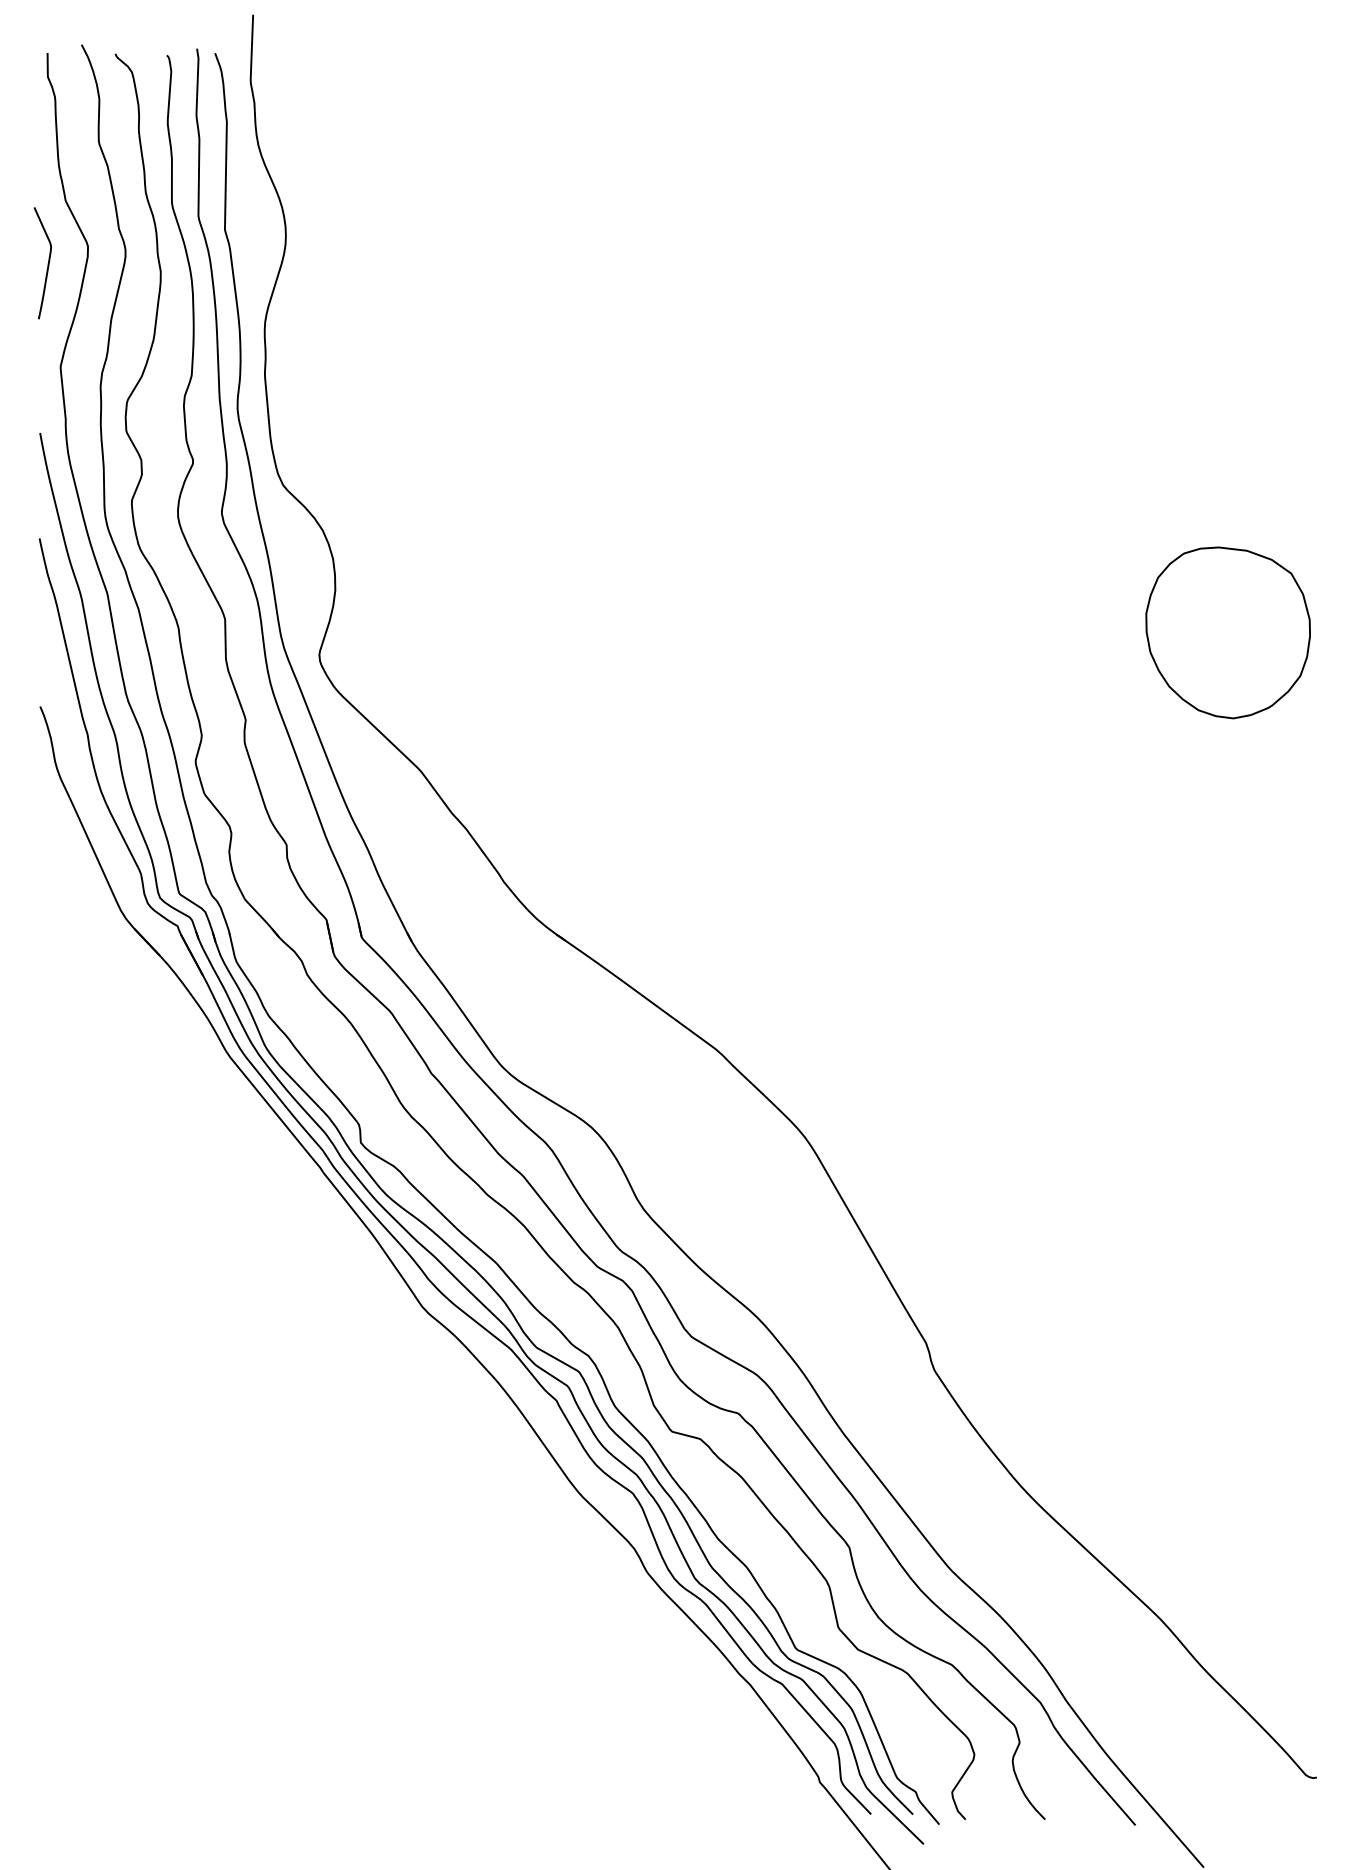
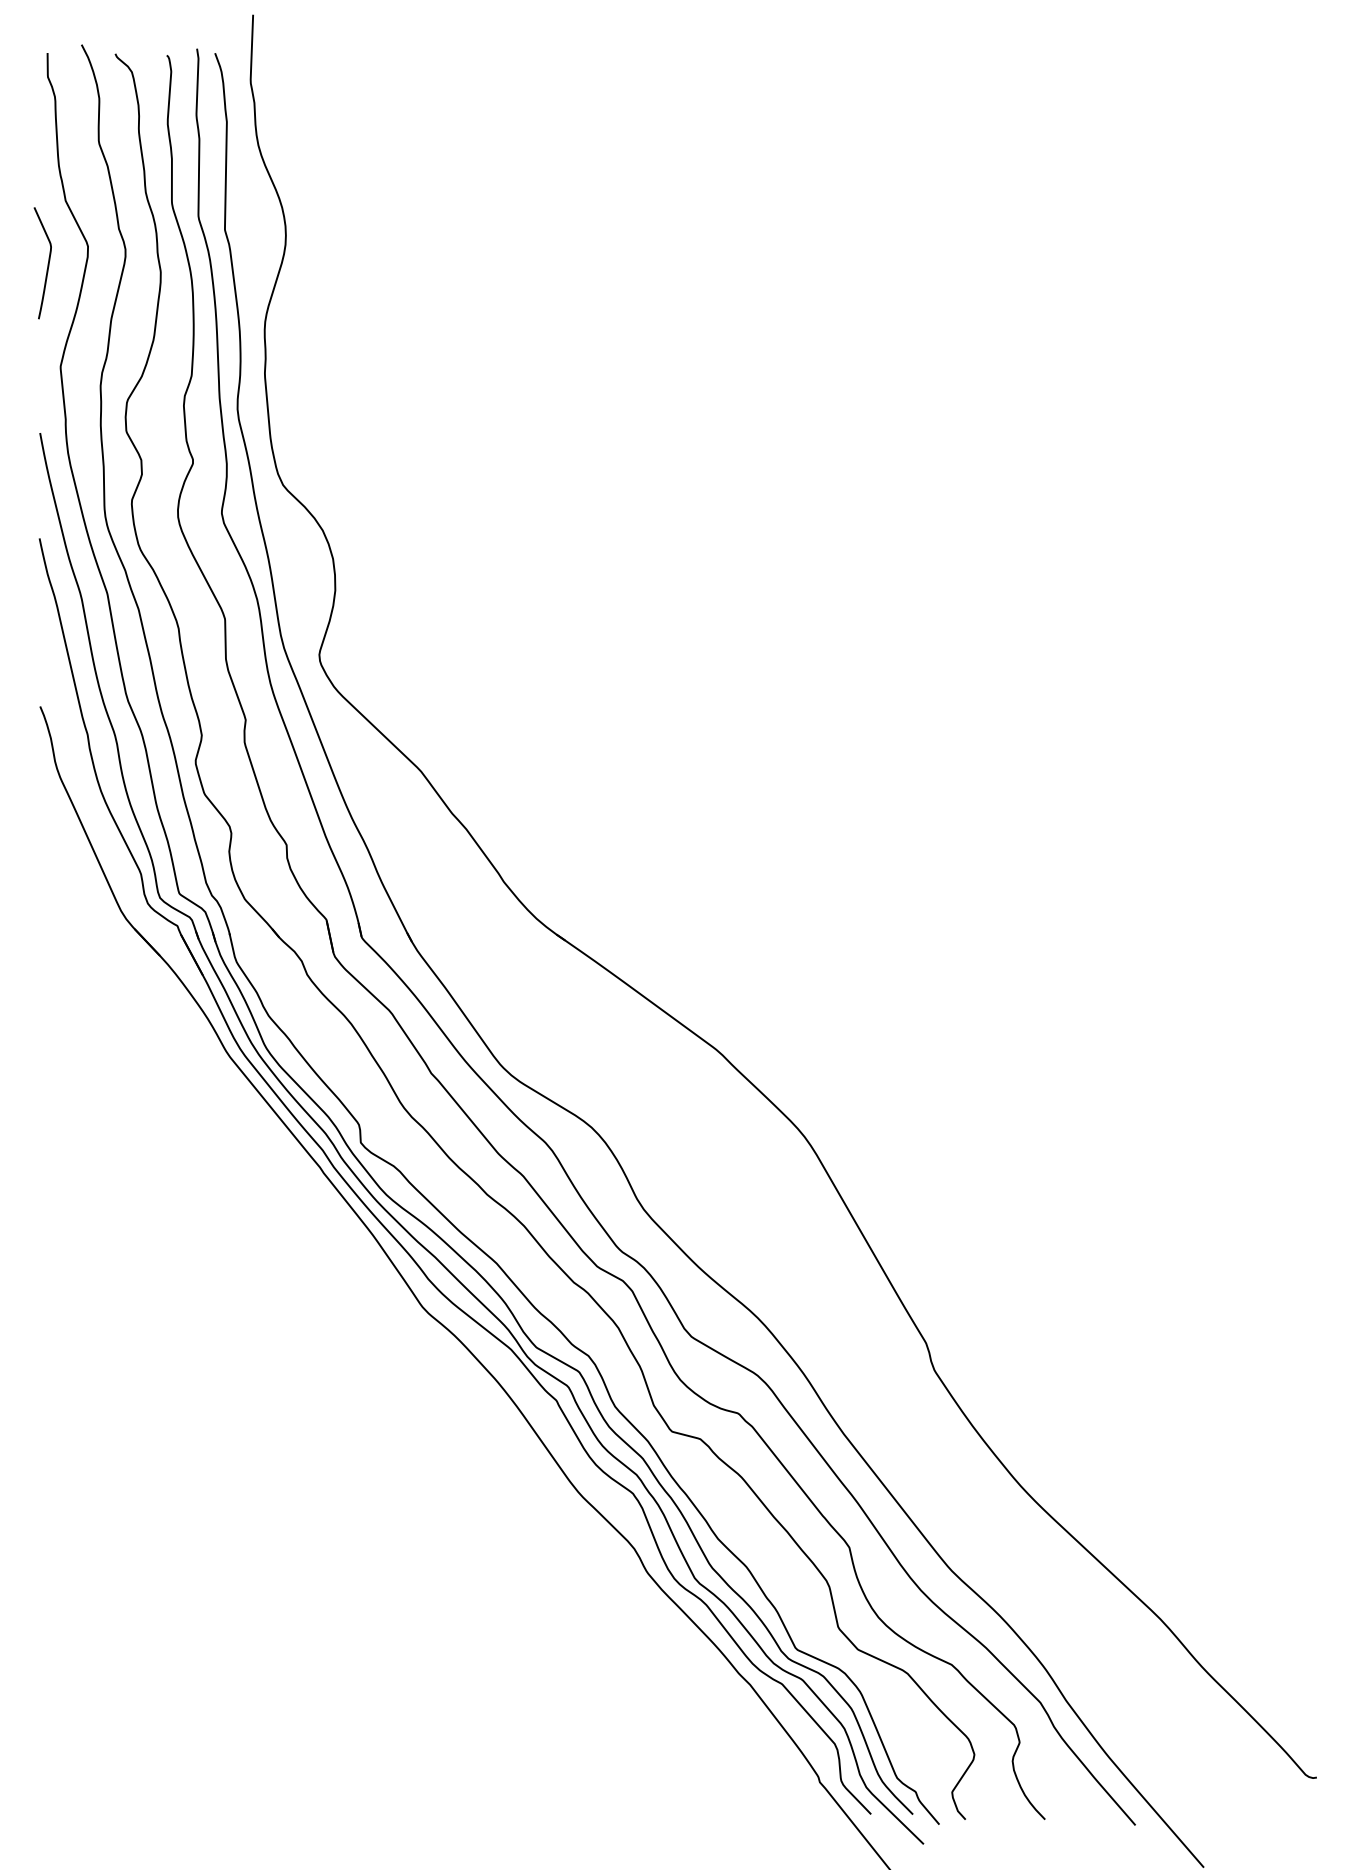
part: present -> none (1227, 632)
